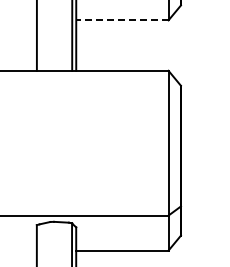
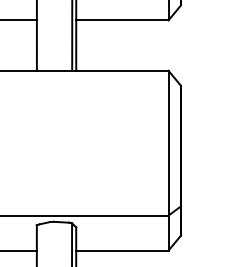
line: none -> present (19, 20)
line: dashed -> solid (121, 20)
line: none -> present (19, 250)
